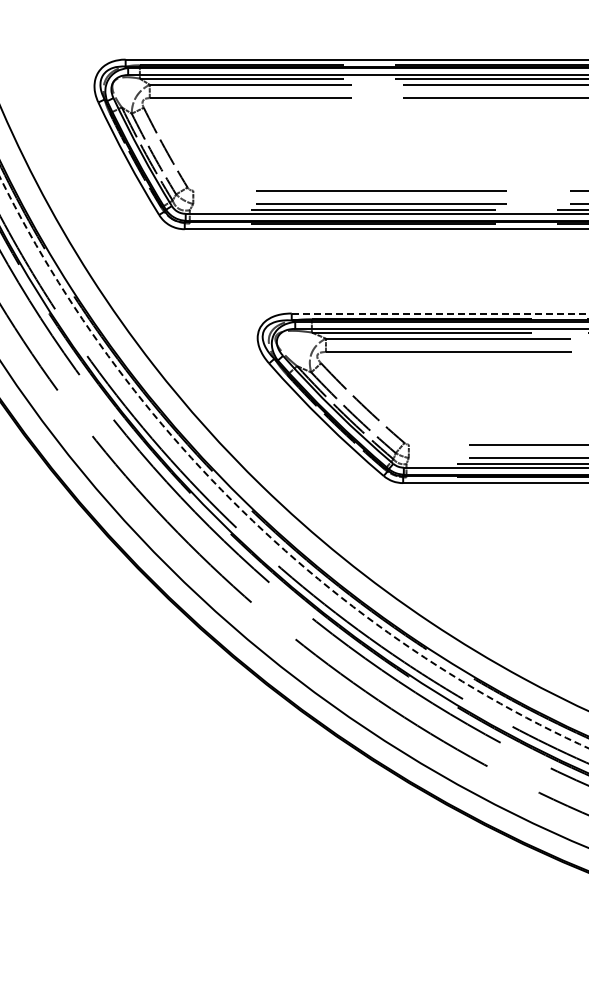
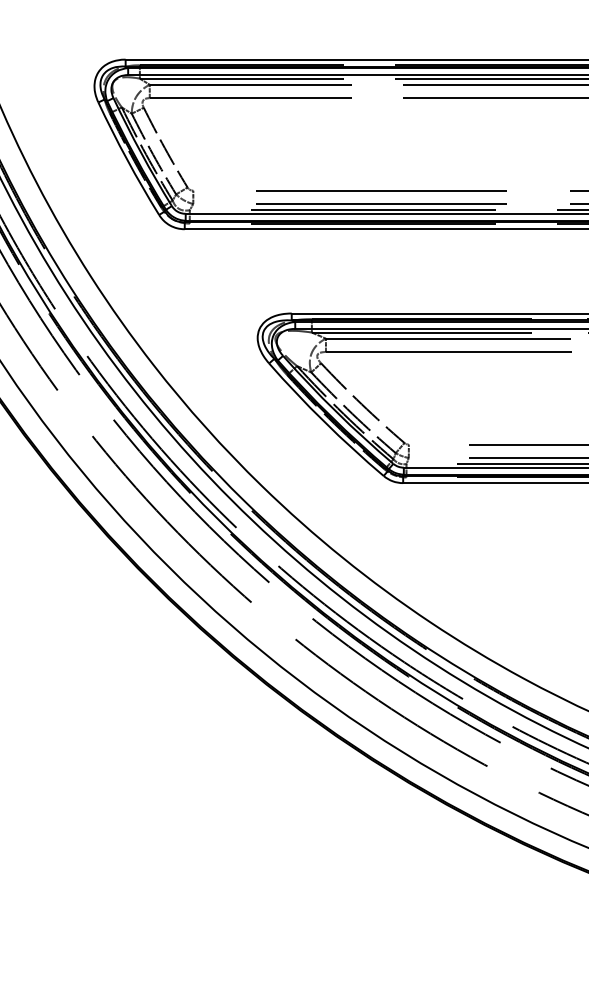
line: dashed -> solid (439, 313)
arc: dashed -> solid (245, 513)
